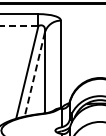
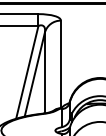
line: dashed -> solid (19, 25)
line: dashed -> solid (34, 75)
